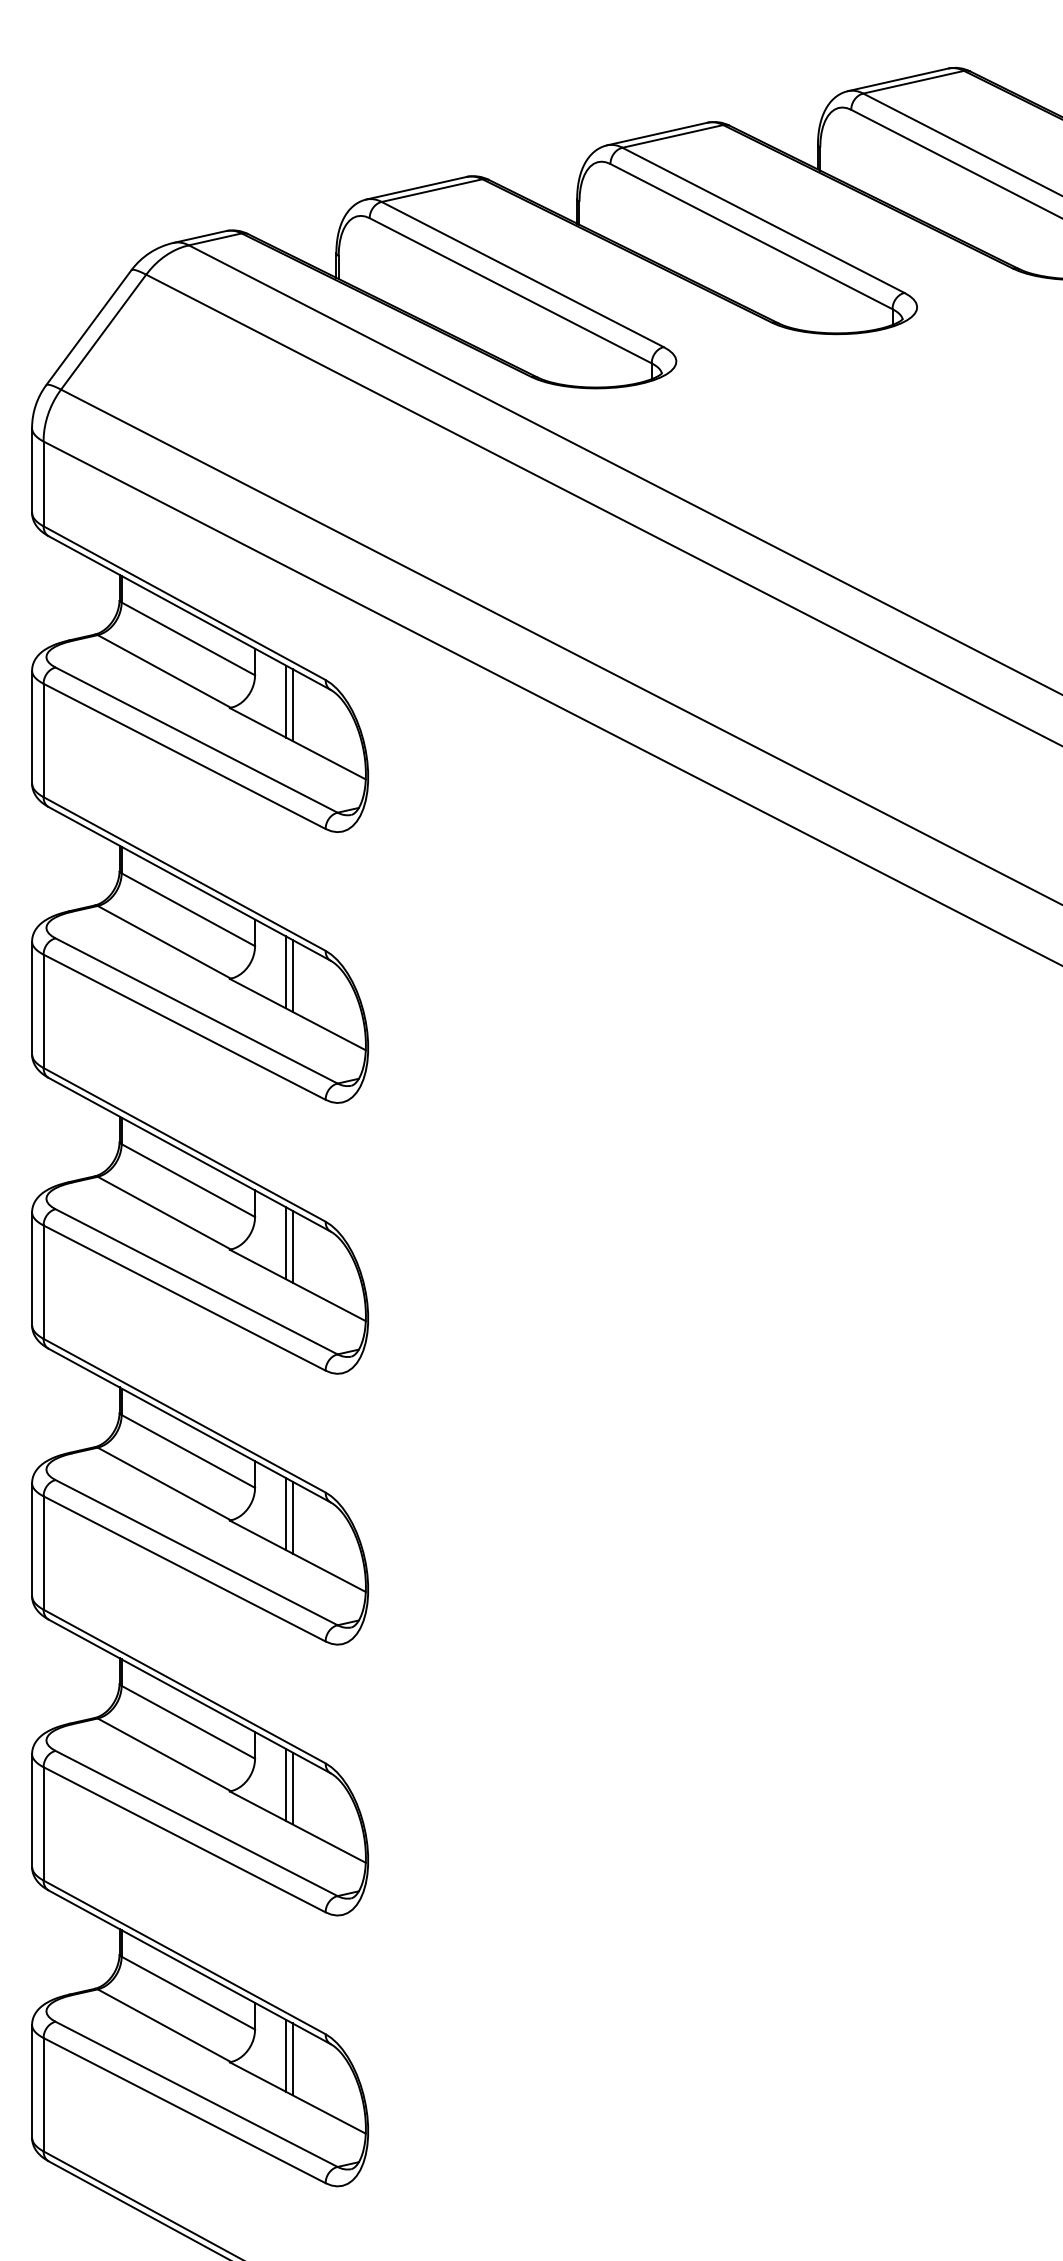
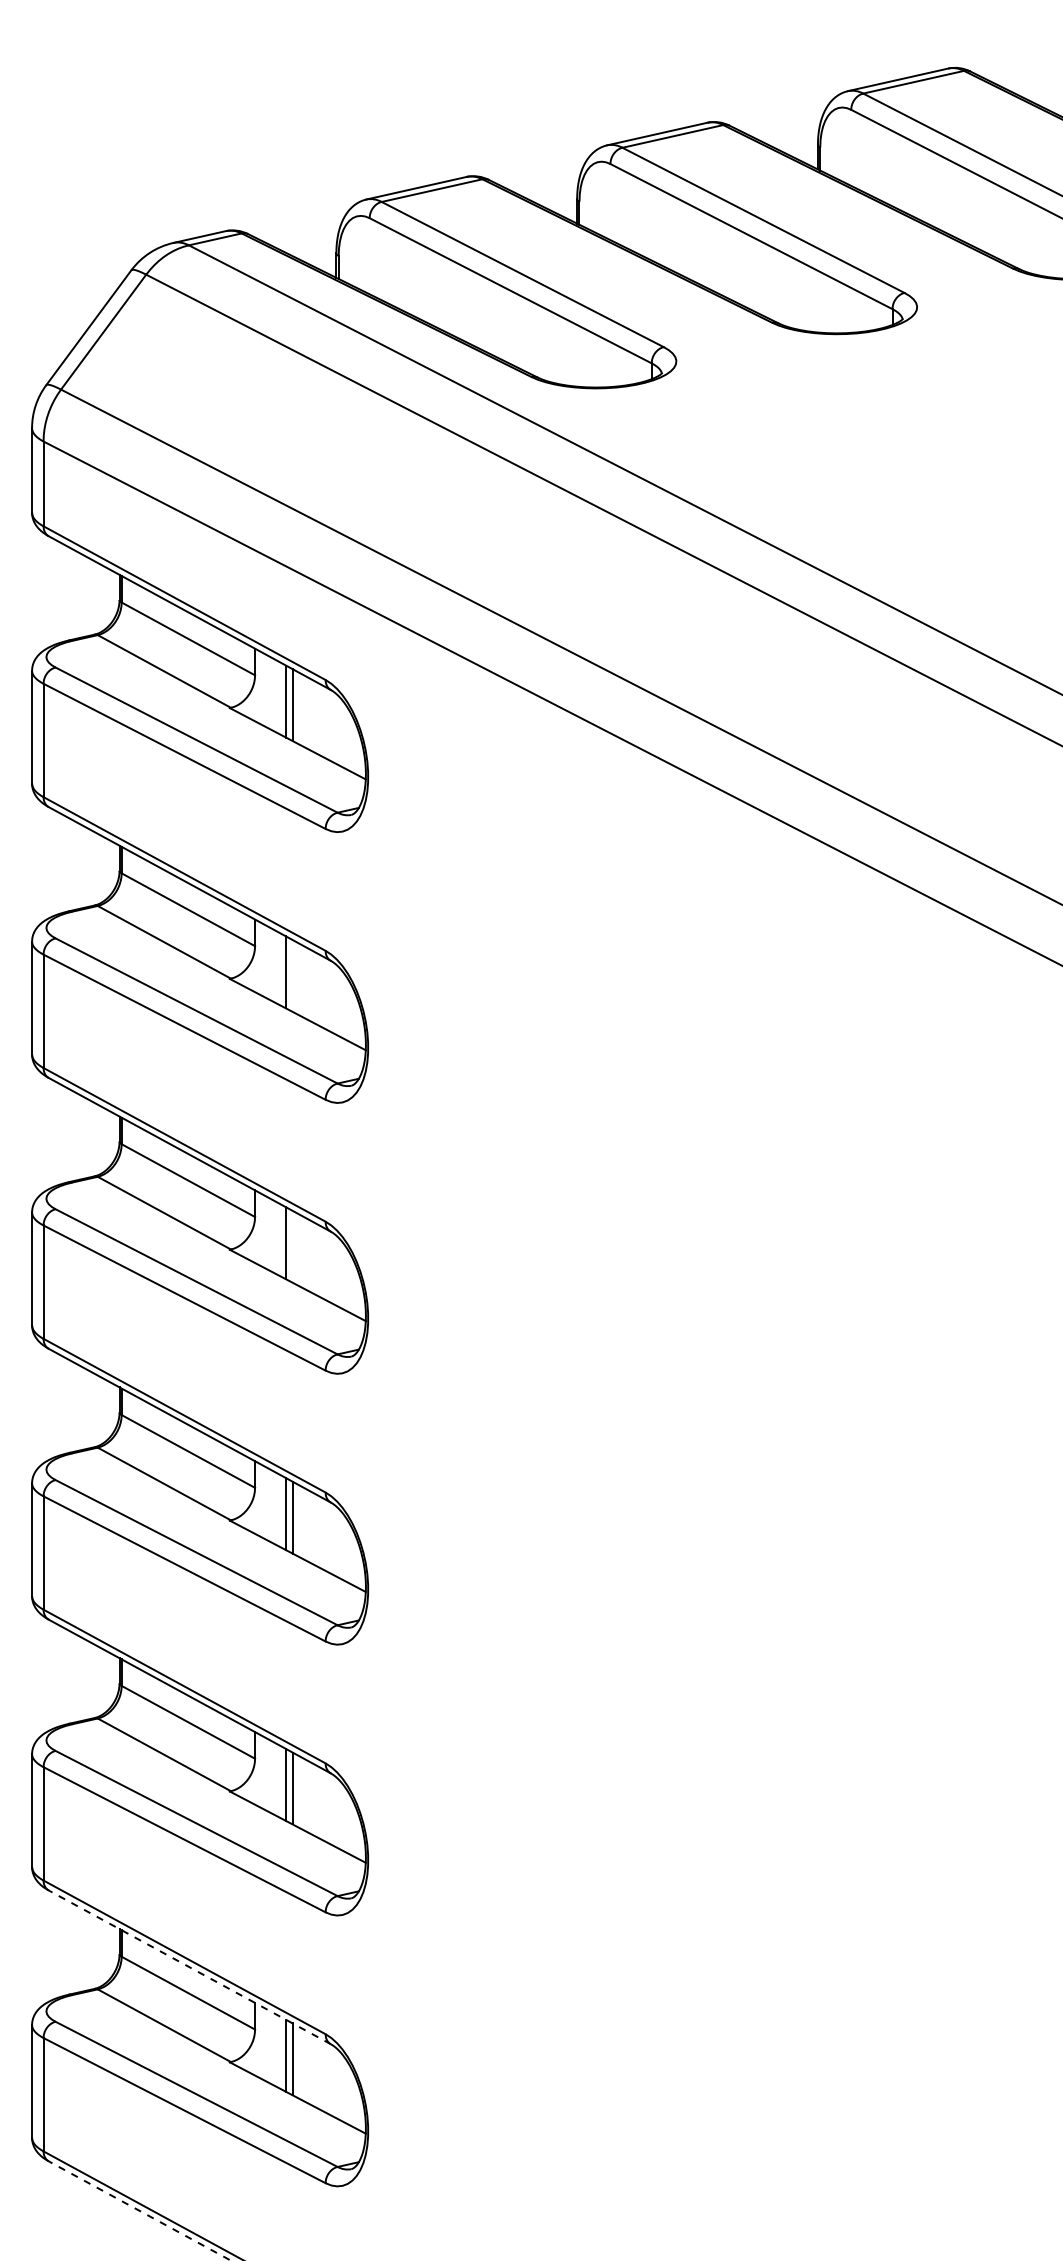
line: present -> none (292, 975)
line: present -> none (292, 1246)
line: solid -> dashed (189, 1967)
line: solid -> dashed (139, 2211)
